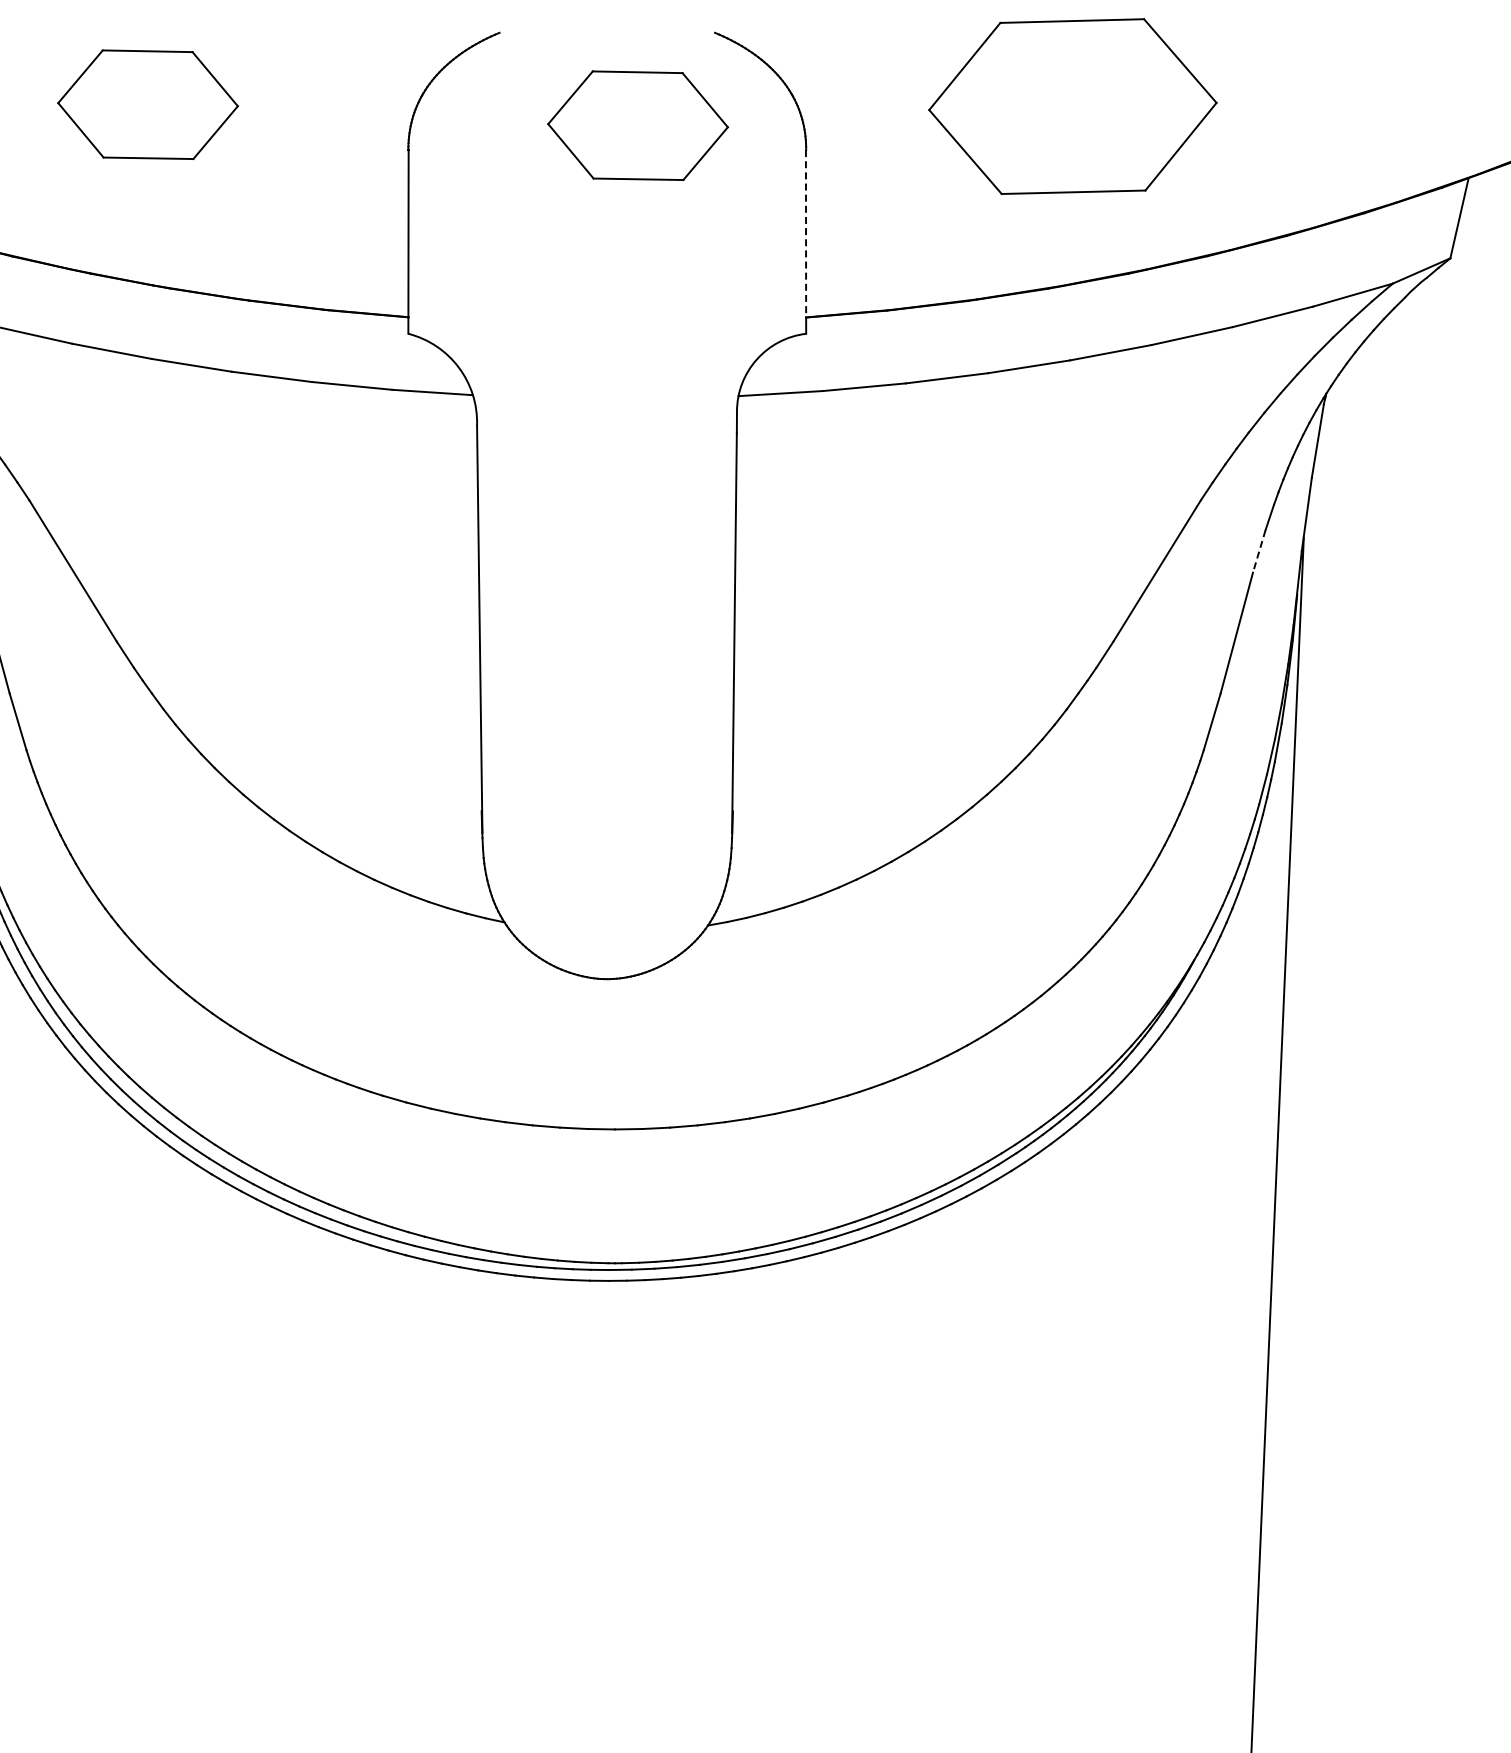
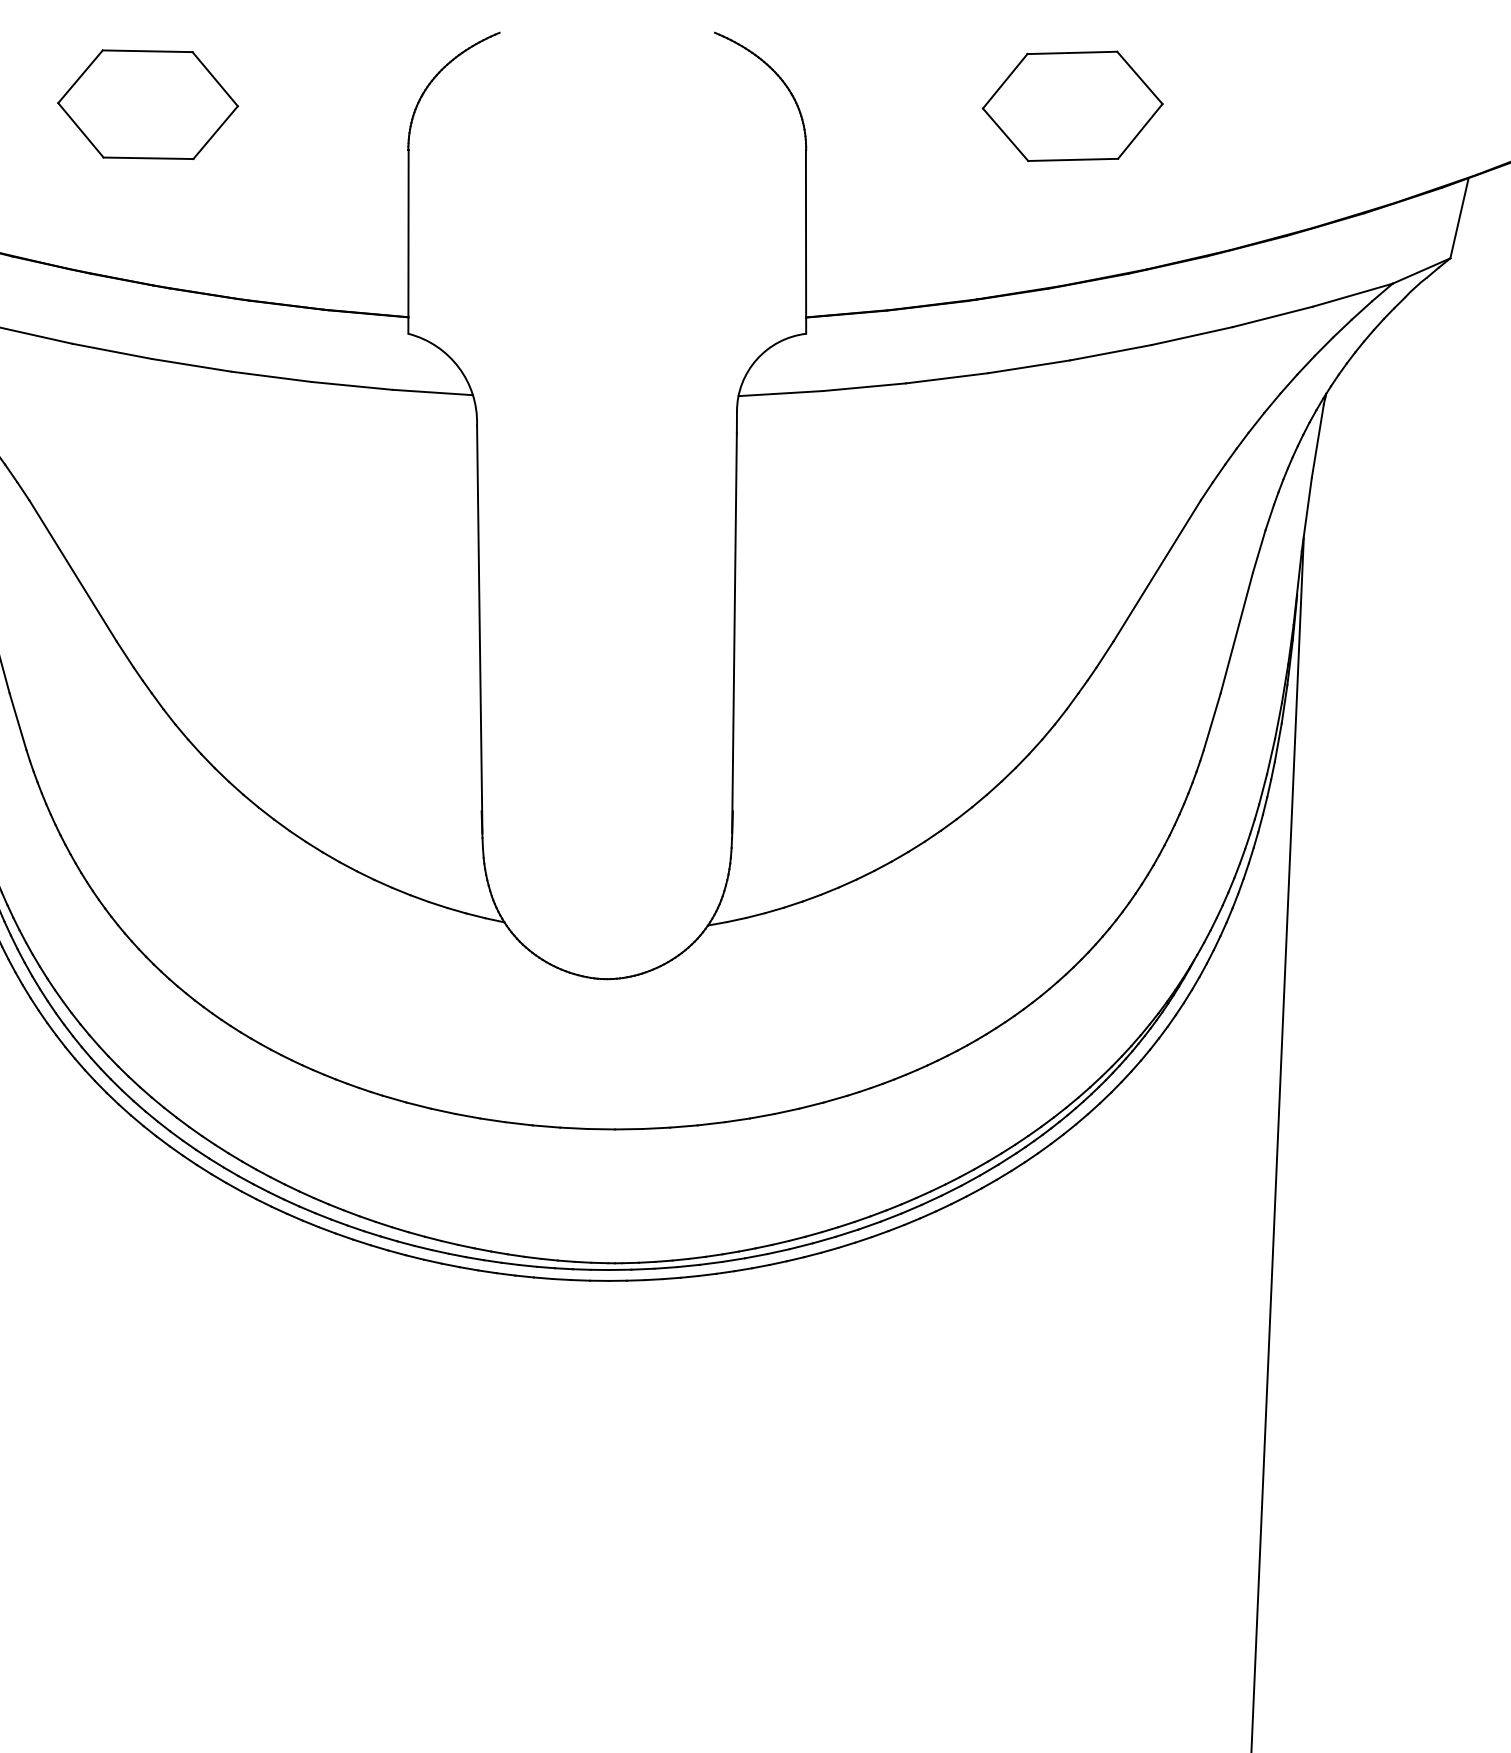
part size: 290x178 px -> 183x112 px (1072, 105)
part: present -> none (637, 125)
line: dashed -> solid (806, 233)
line: dashed -> solid (1259, 552)
